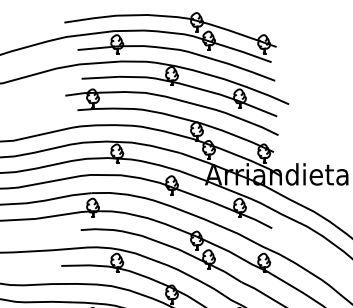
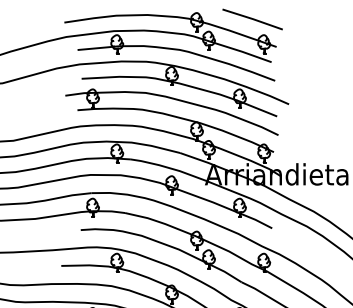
line: none -> present (252, 19)
